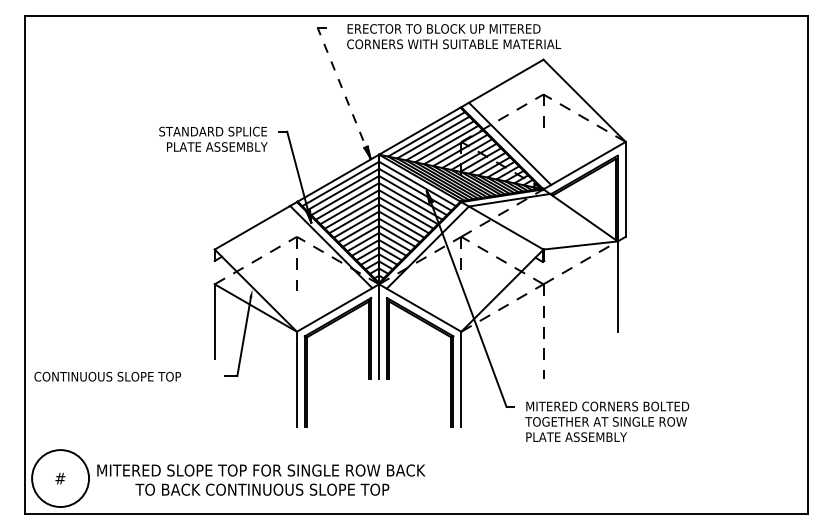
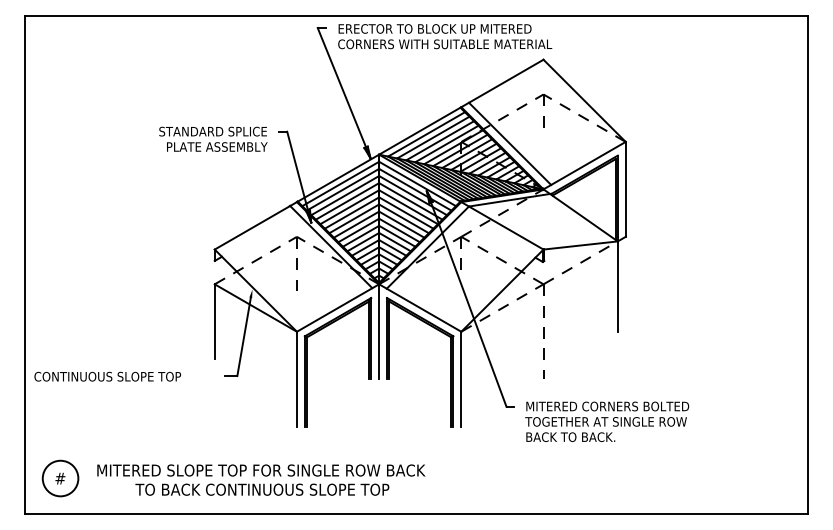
text position: (454, 36) -> (445, 36) (445, 36)
line: dashed -> solid (343, 92)
text: PLATE ASSEMBLY -> BACK TO BACK. (576, 436)
circle diameter: 57 px -> 36 px (60, 478)
